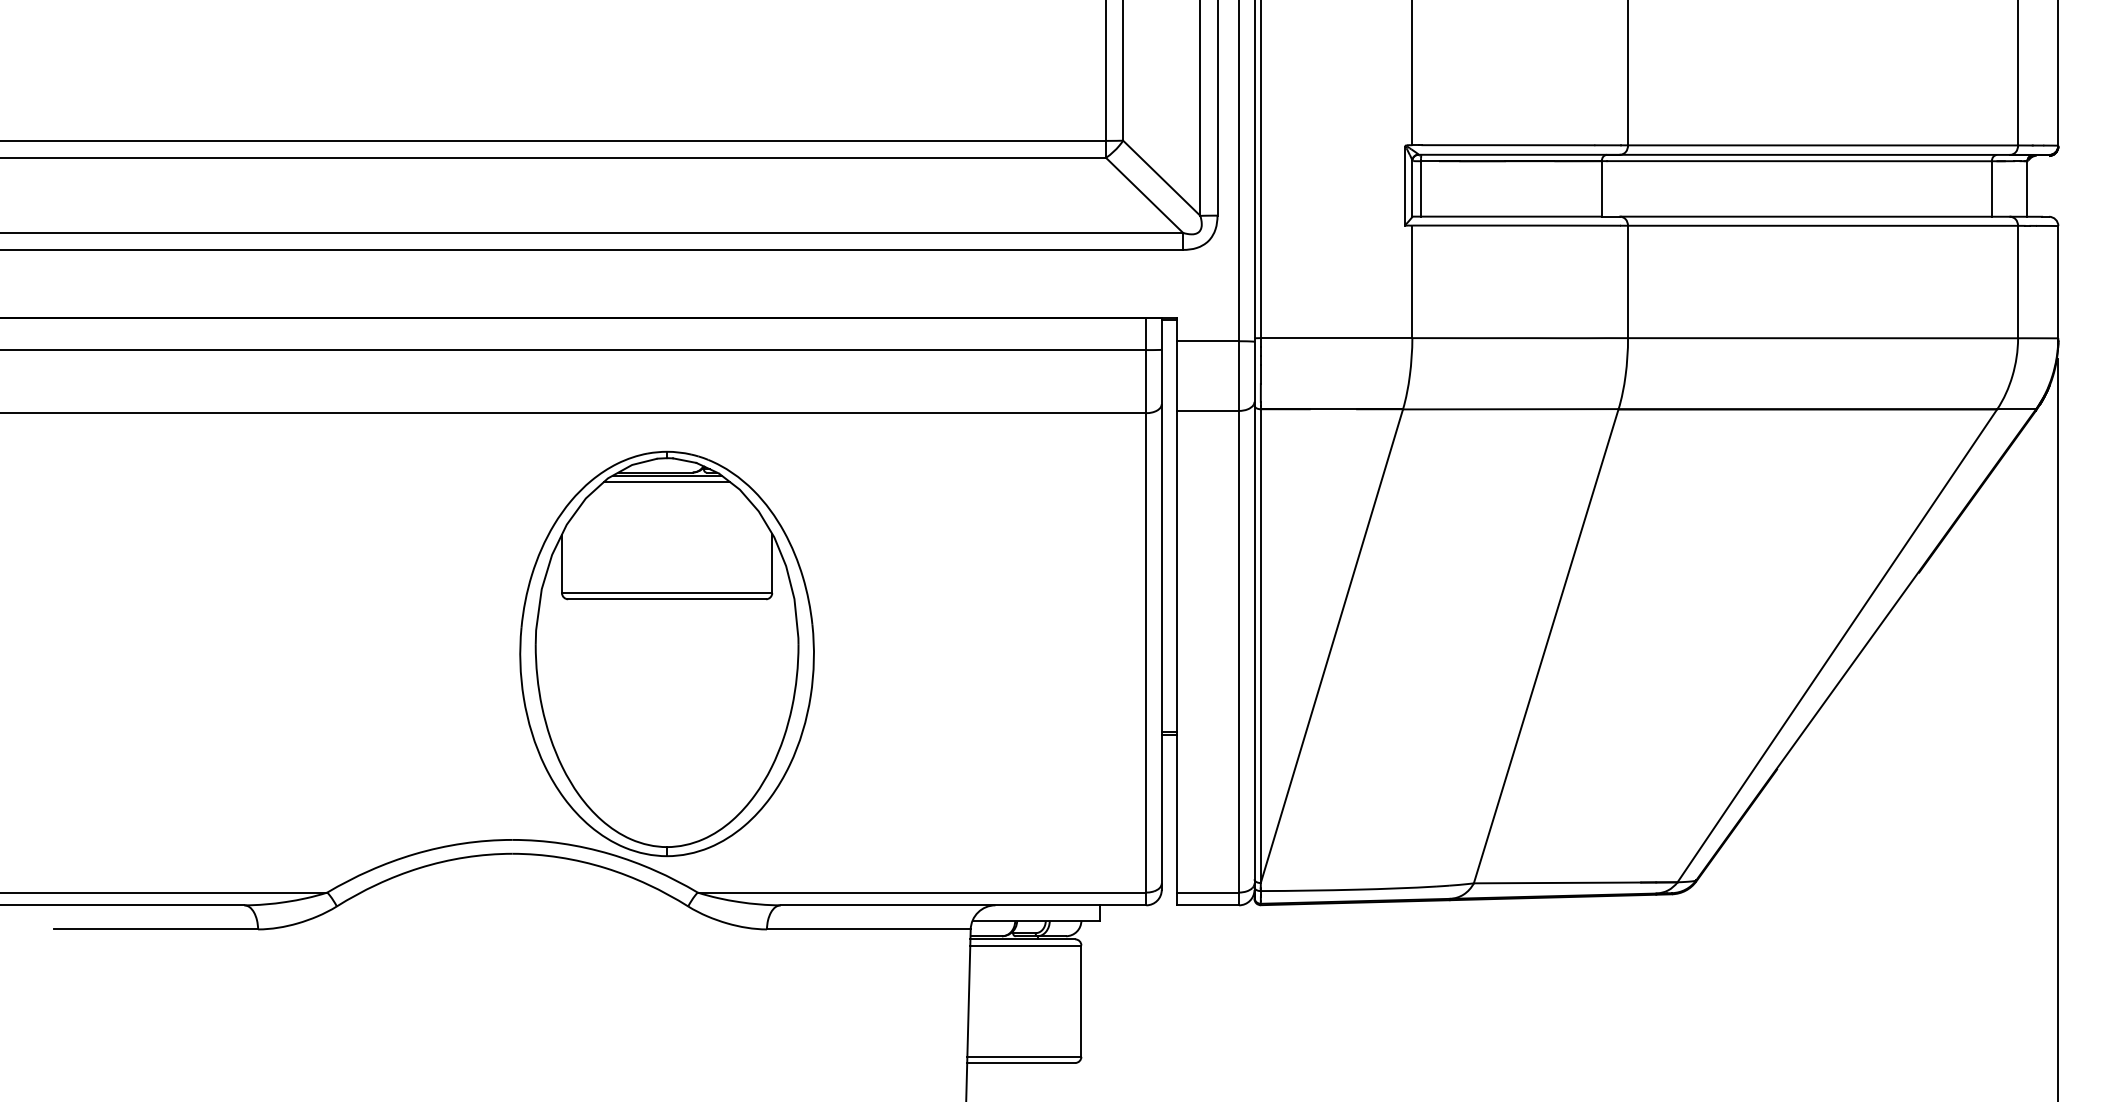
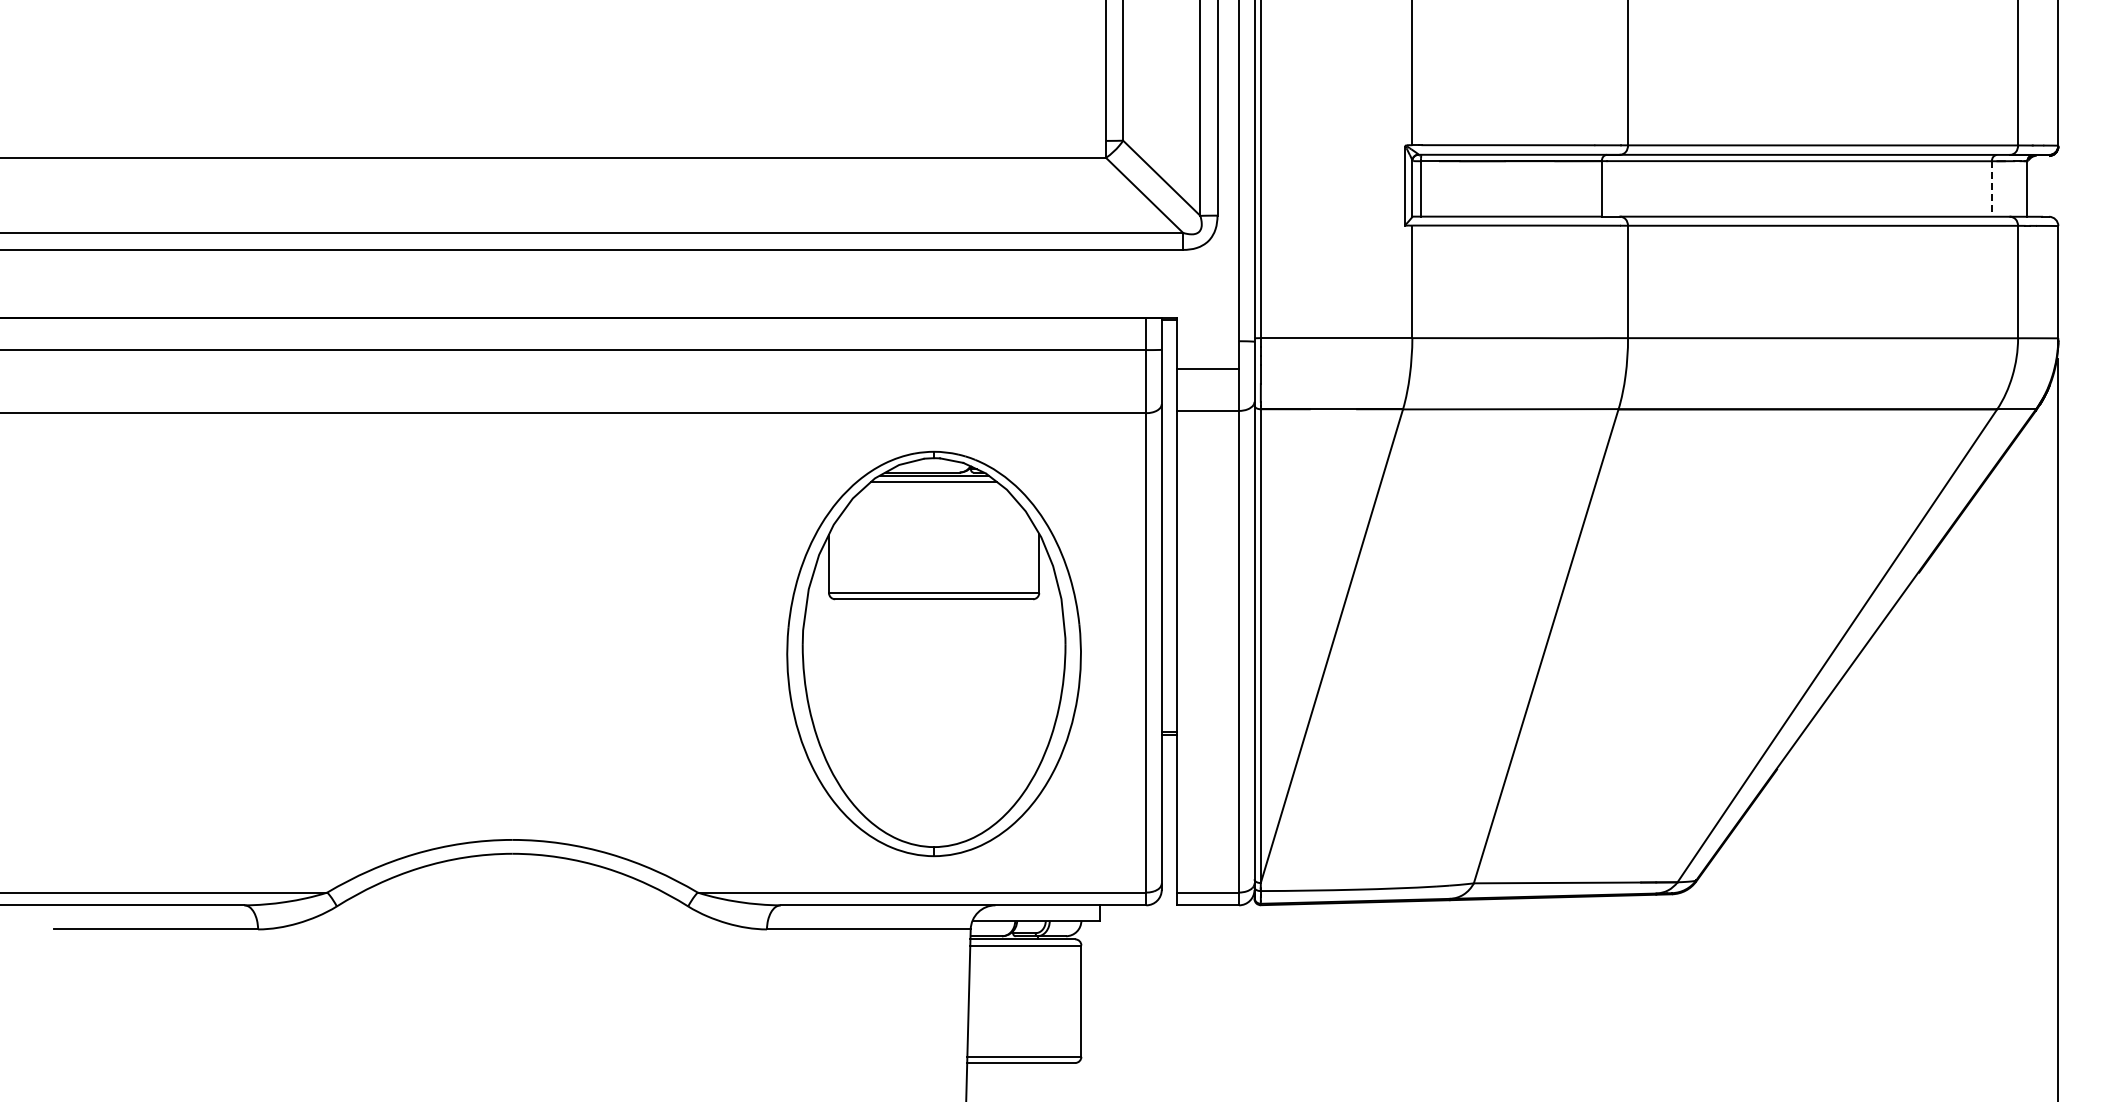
line: present -> none (554, 140)
line: solid -> dashed (1991, 189)
line position: (1208, 341) -> (1208, 369) (1208, 369)
part position: (666, 653) -> (933, 653) (933, 653)
